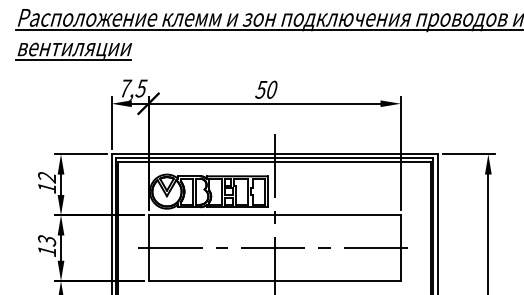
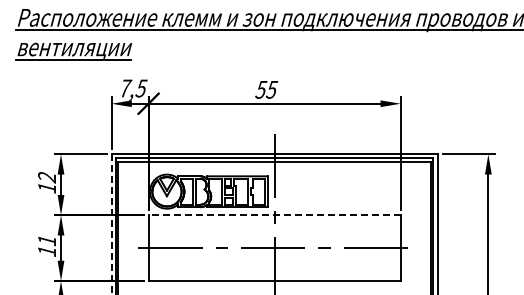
text: 50 -> 55 (271, 89)
line: solid -> dashed (274, 215)
line: solid -> dashed (111, 224)
text: 13 -> 11 (47, 240)
